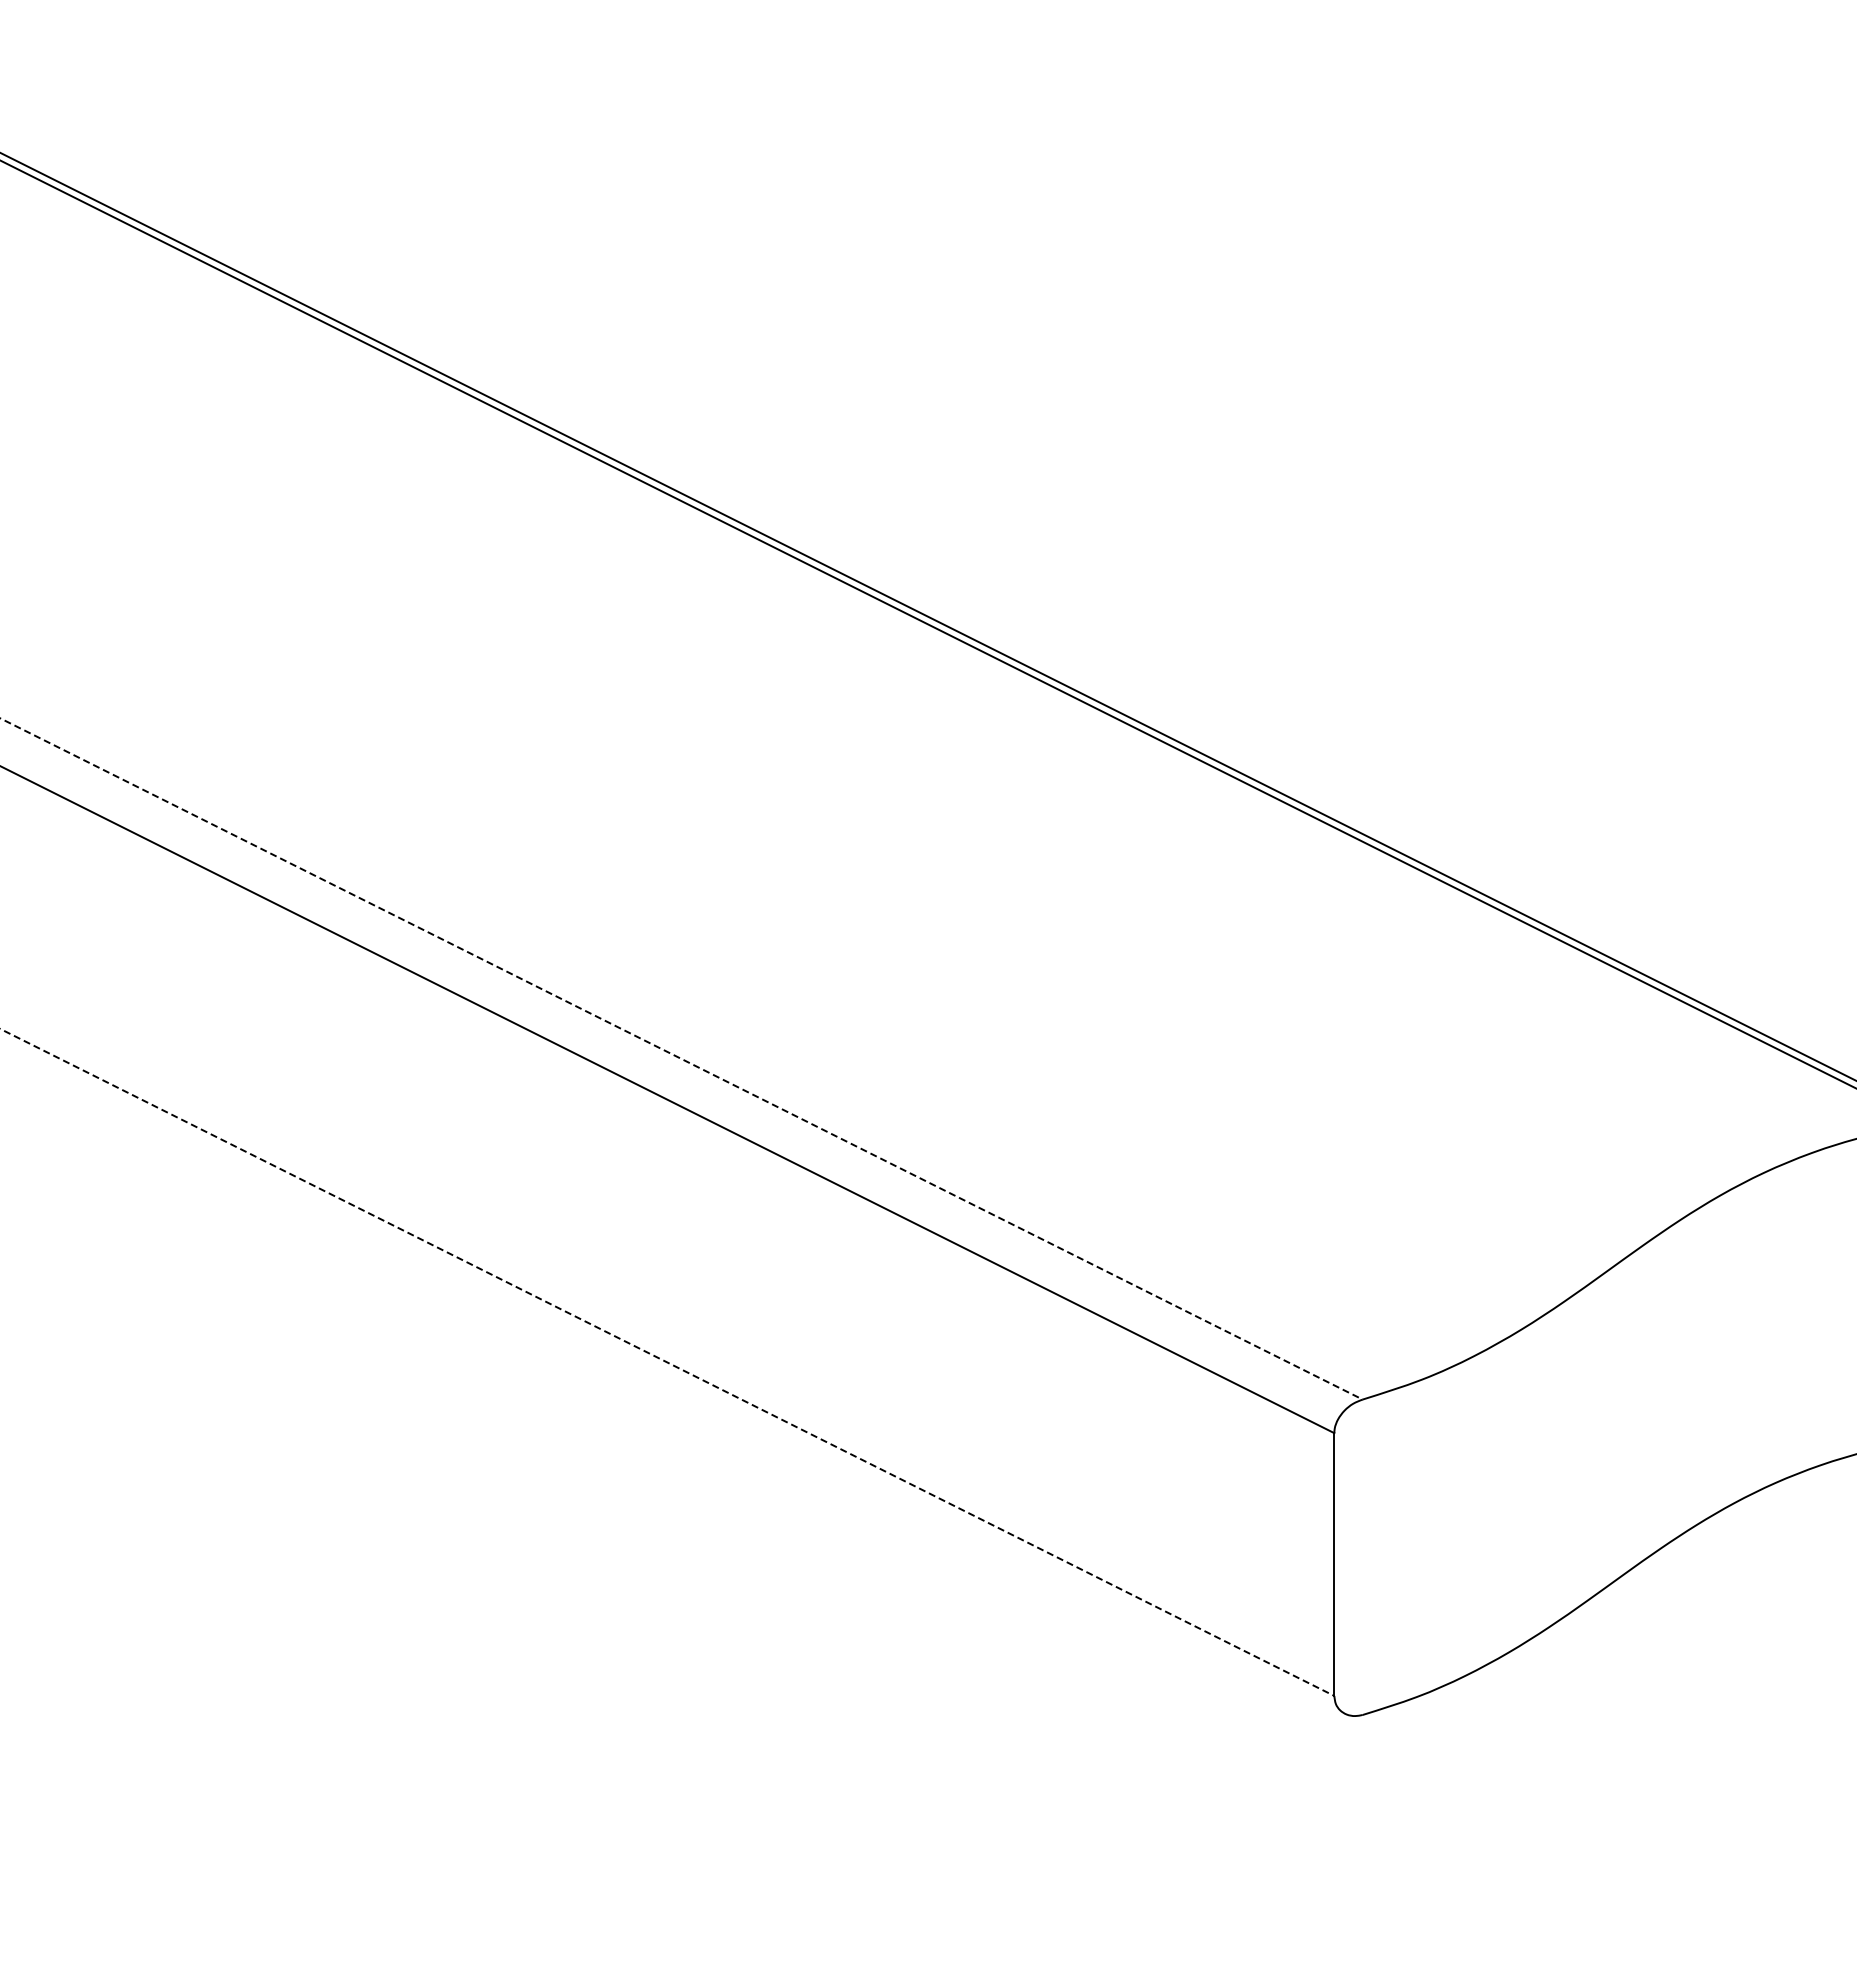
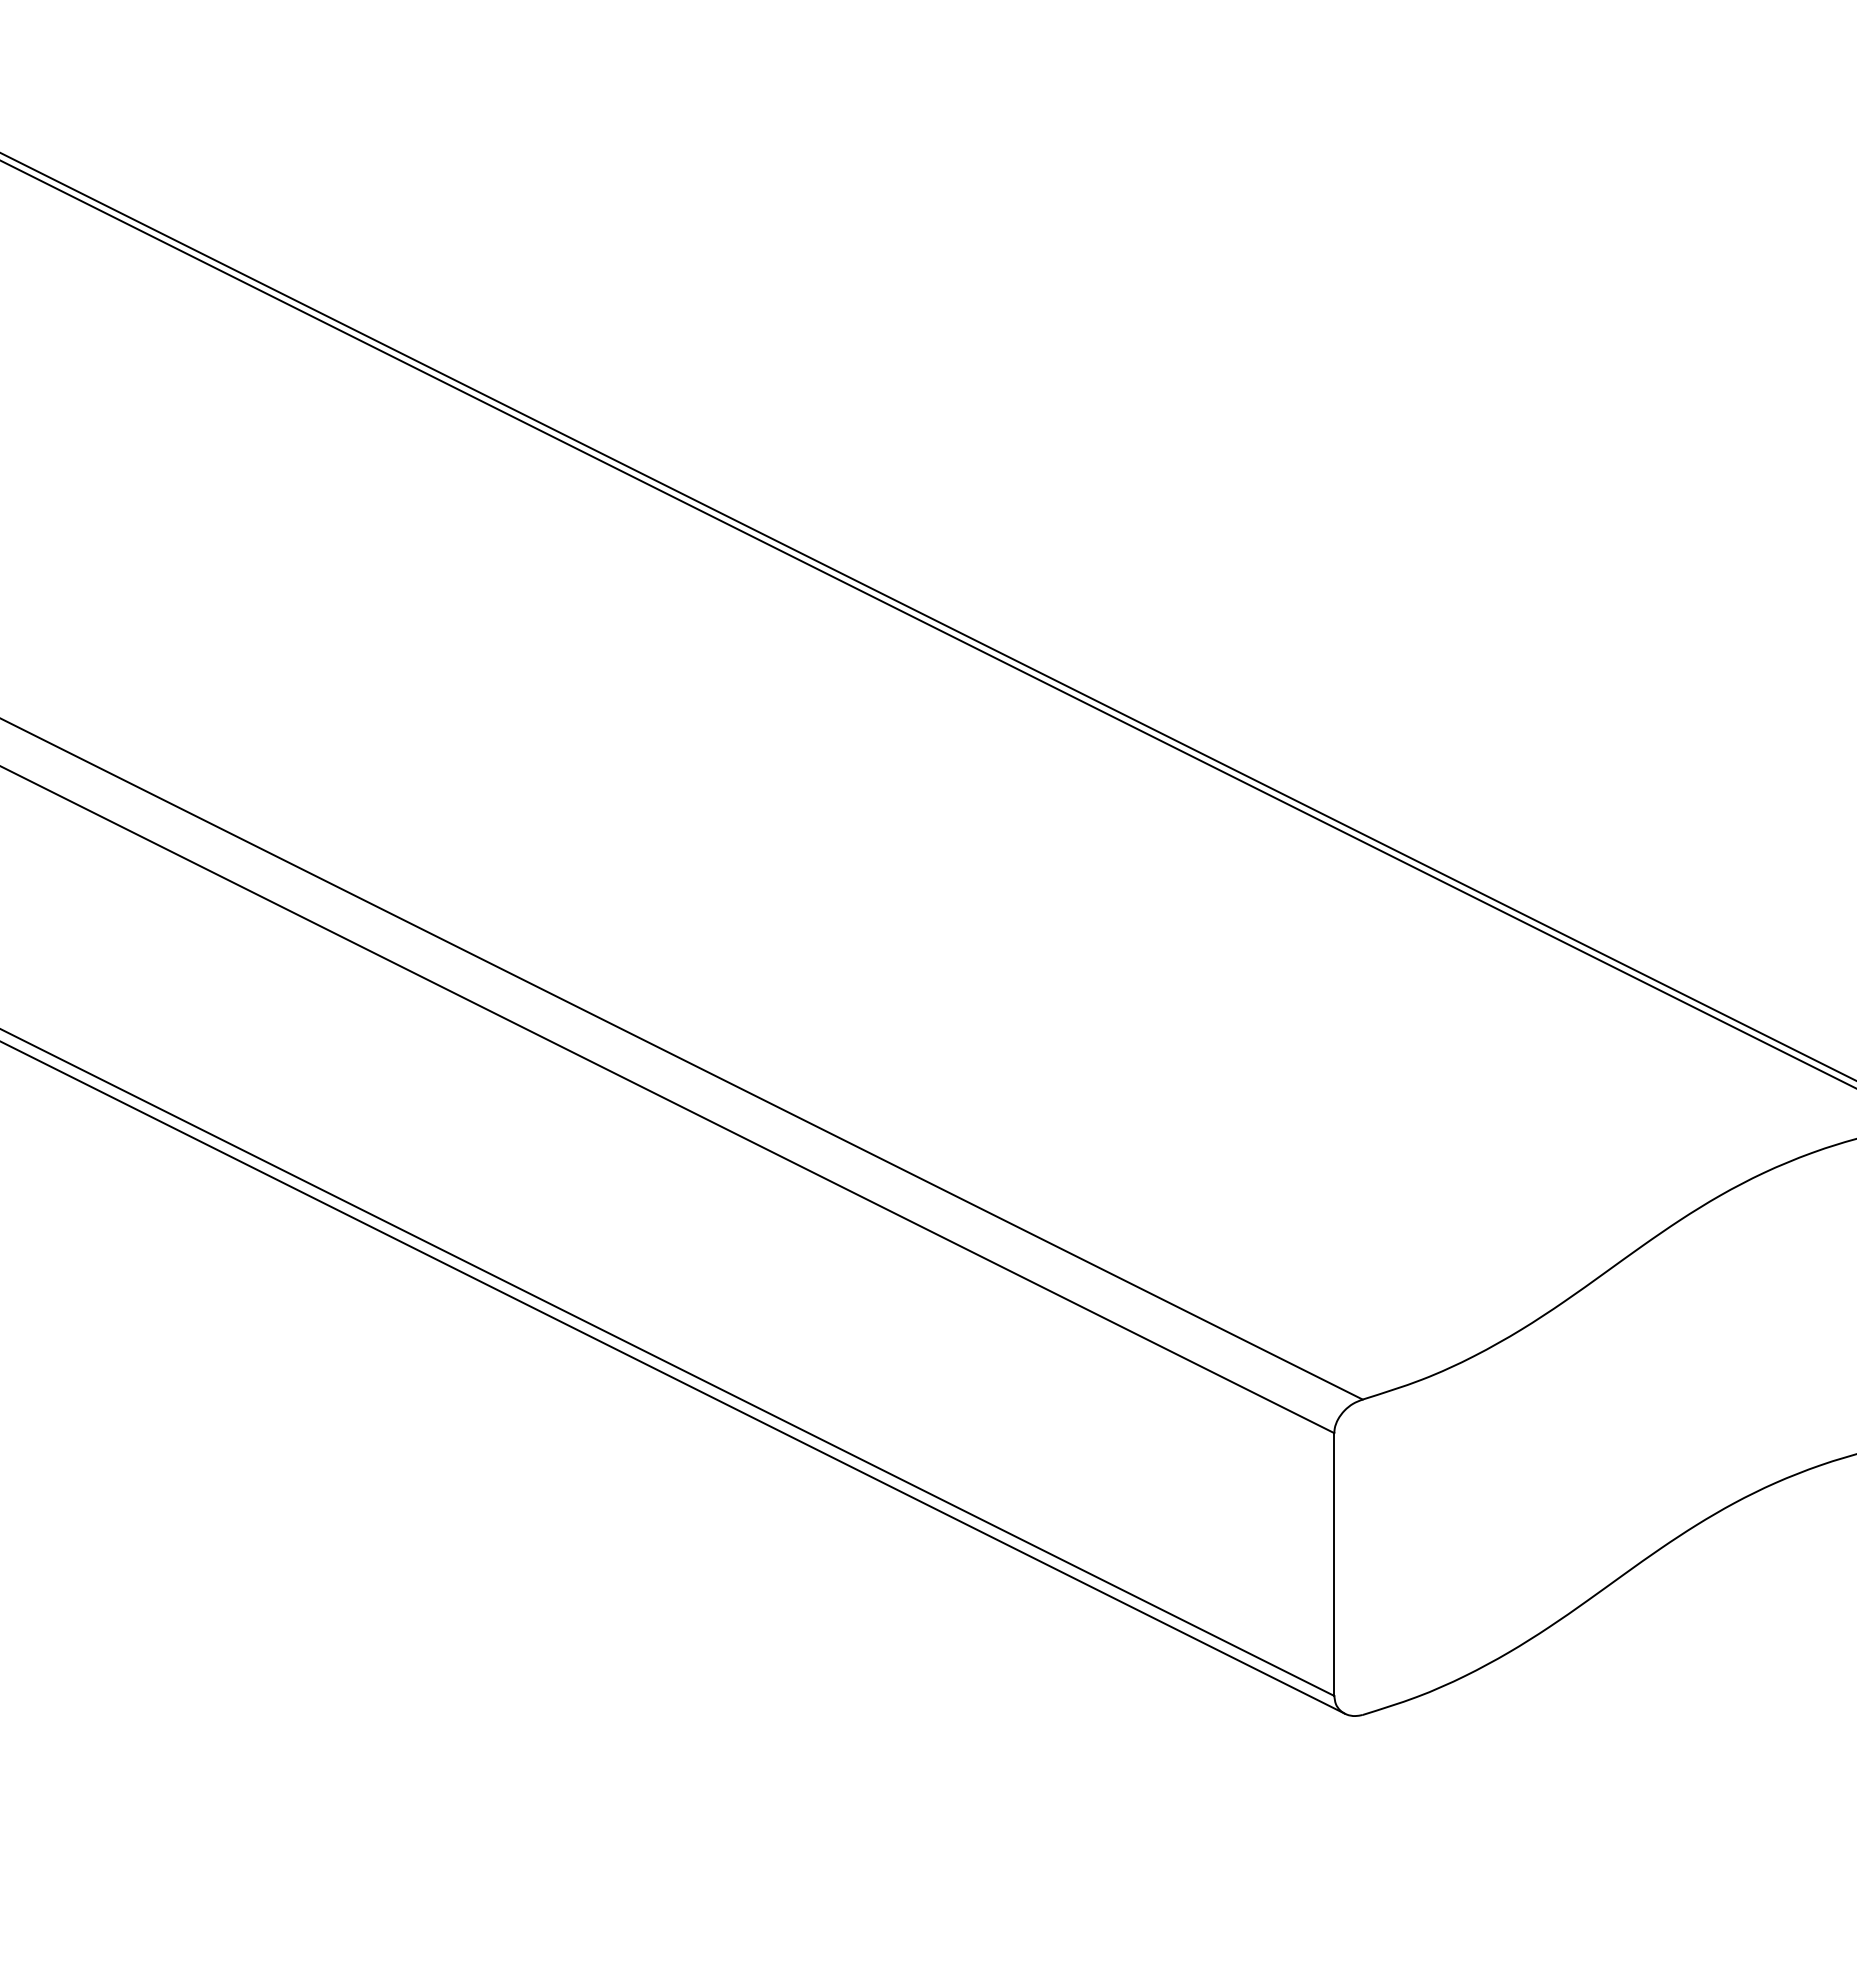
line: dashed -> solid (682, 1059)
line: dashed -> solid (667, 1362)
line: none -> present (673, 1377)
